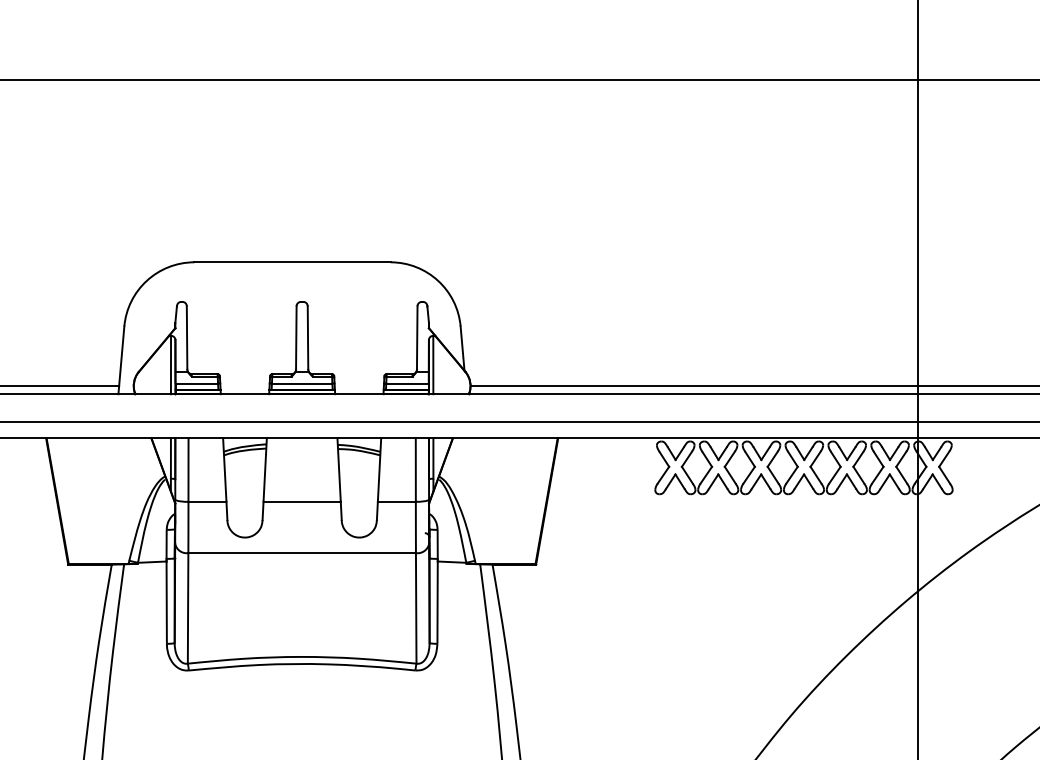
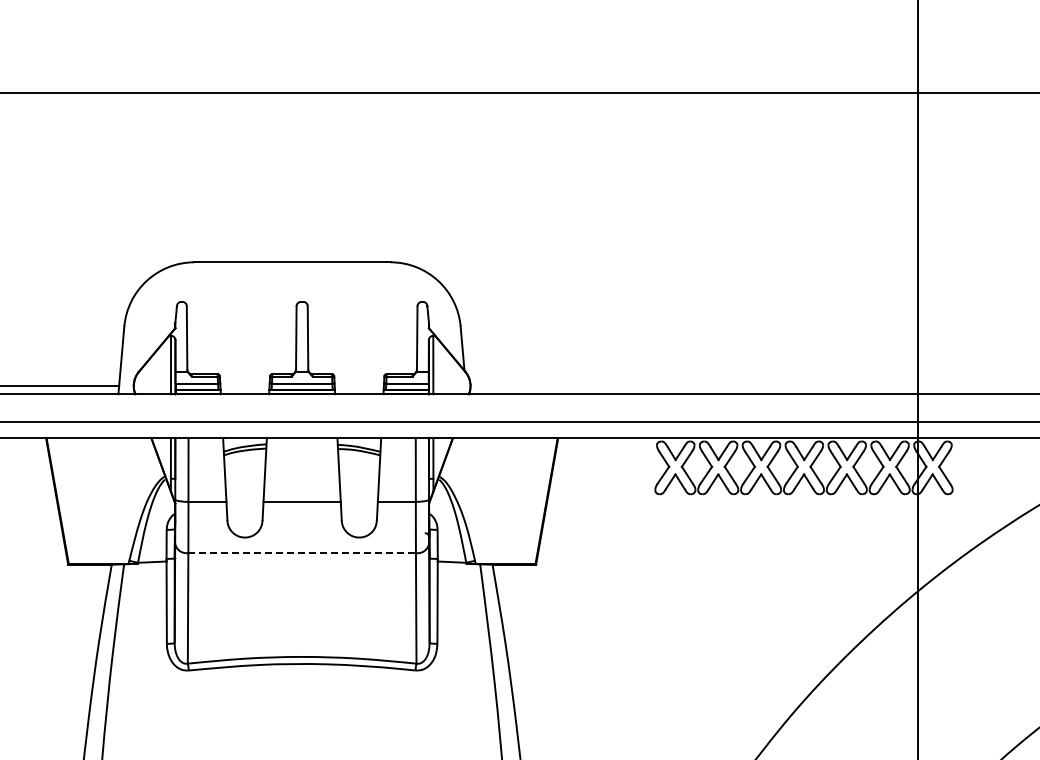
line position: (519, 80) -> (519, 93) (519, 93)
line: present -> none (753, 386)
line: solid -> dashed (302, 553)
